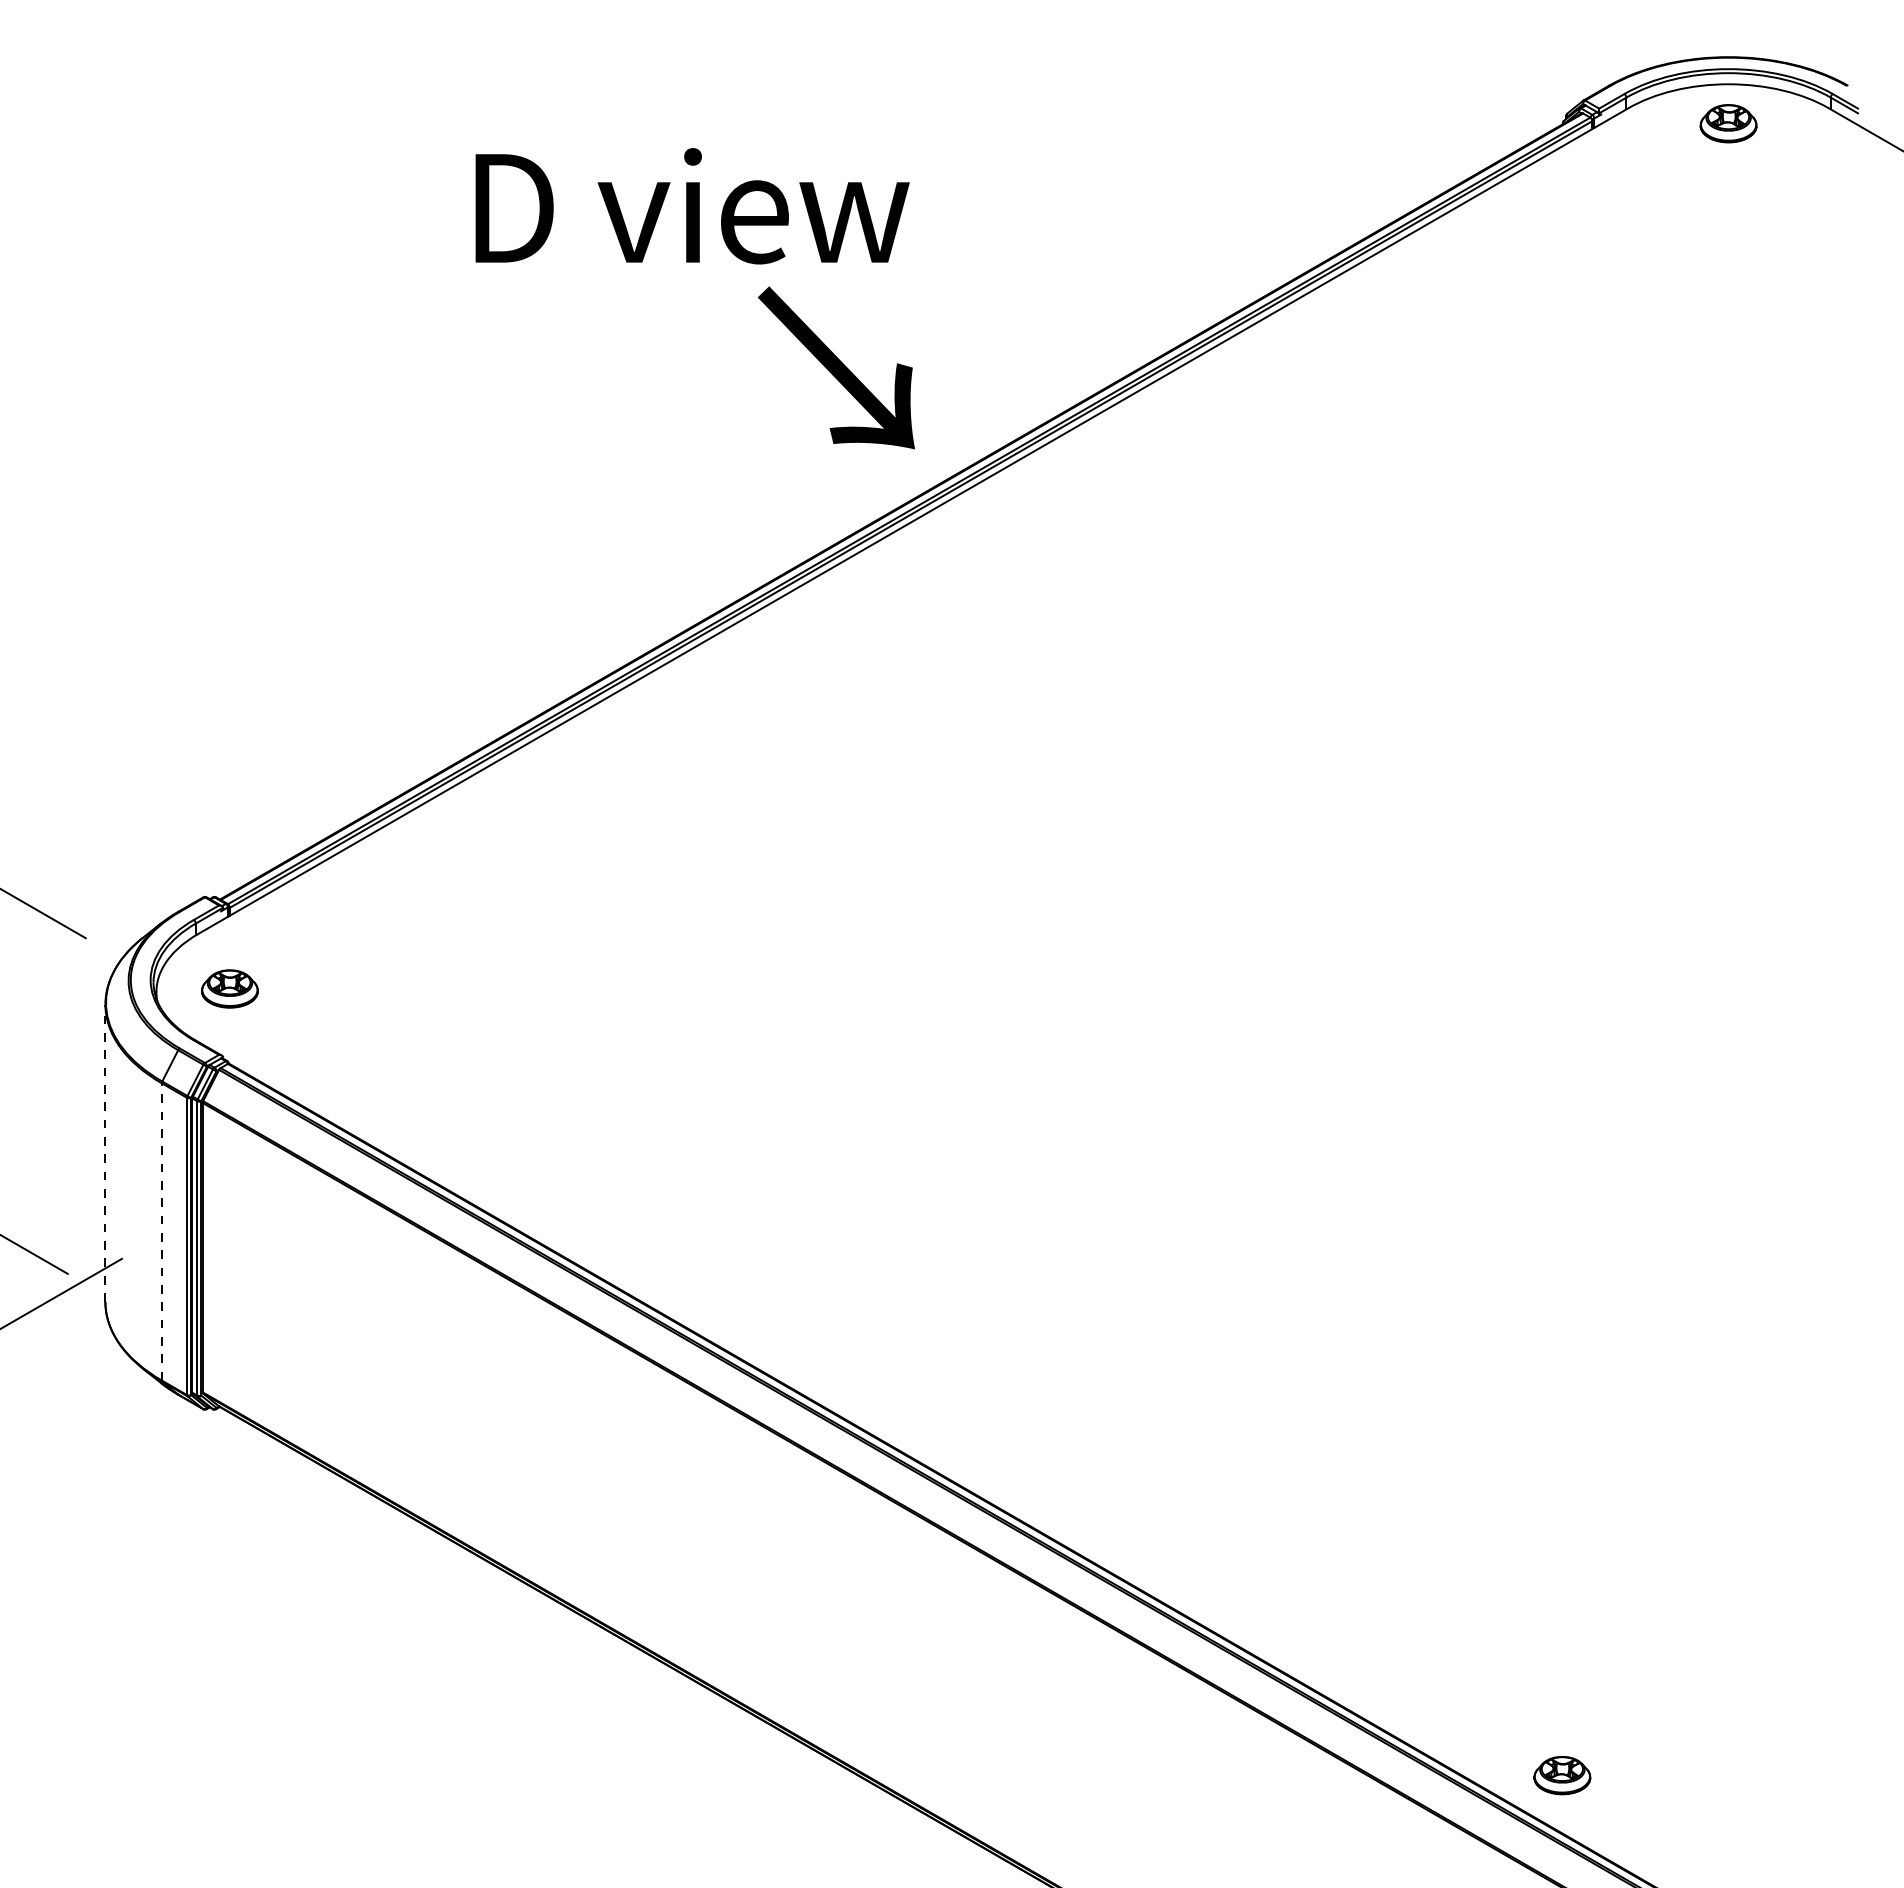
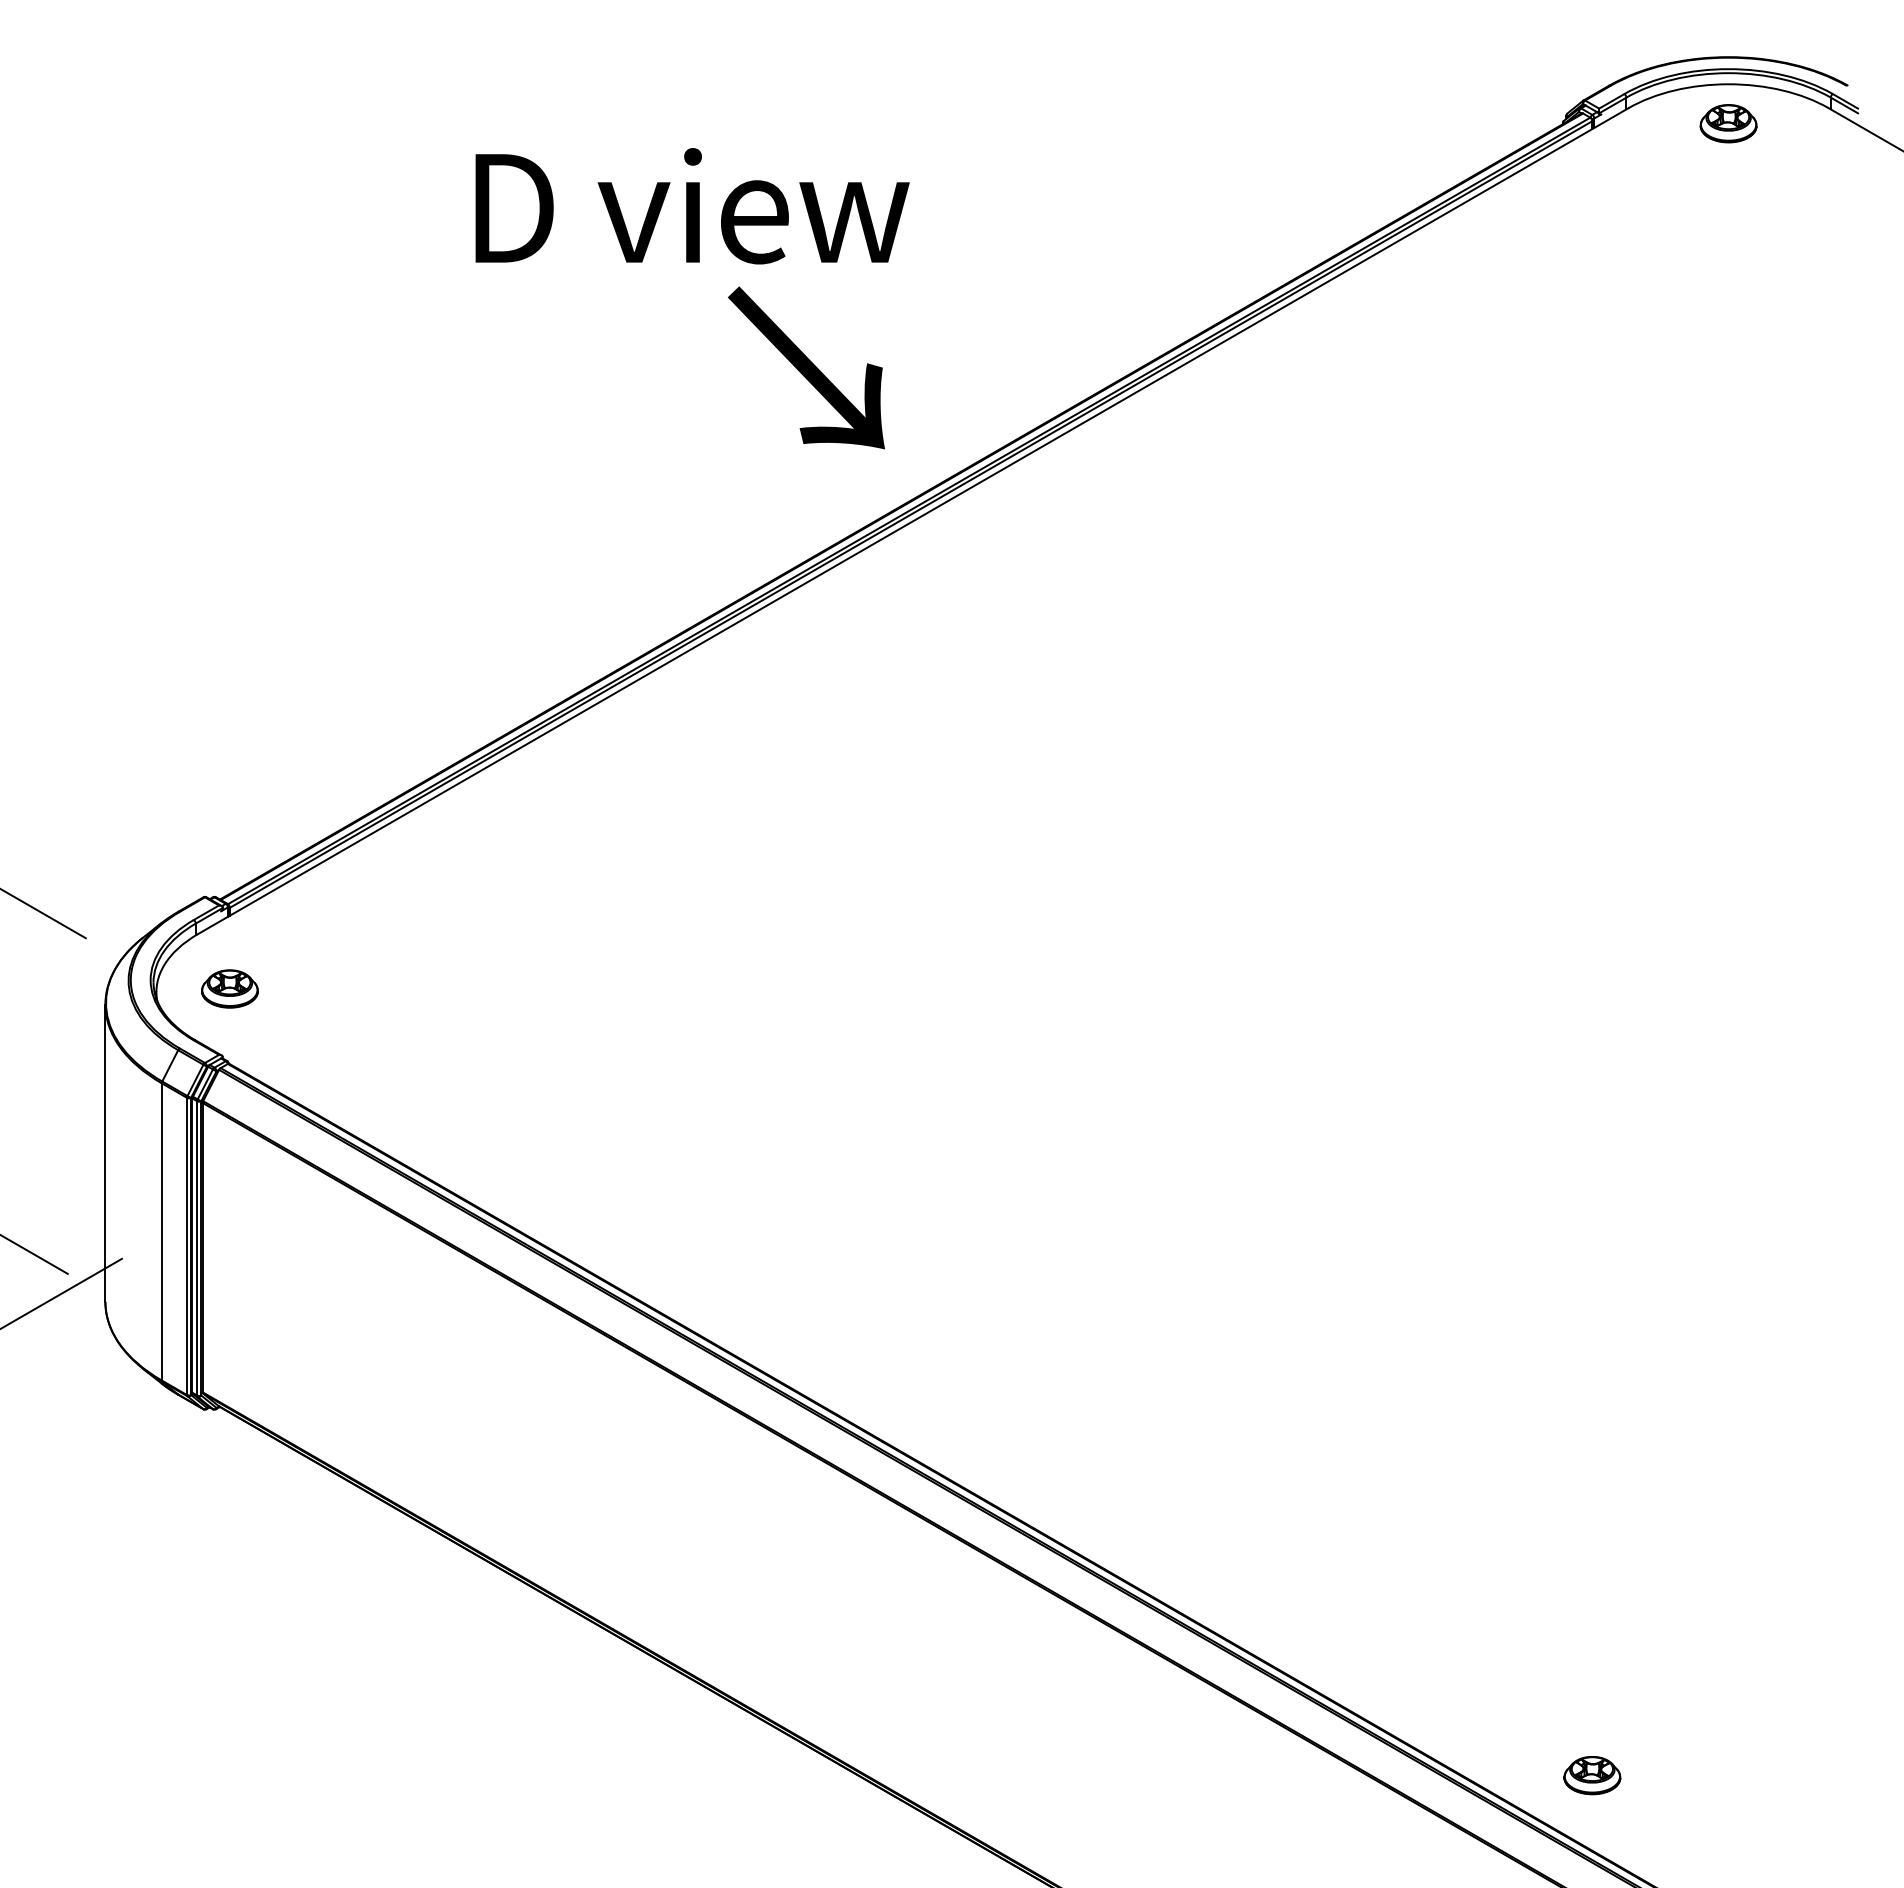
text position: (836, 367) -> (806, 367) (806, 367)
line: dashed -> solid (105, 1153)
line: dashed -> solid (161, 1231)
part position: (1562, 1775) -> (1592, 1775) (1592, 1775)
